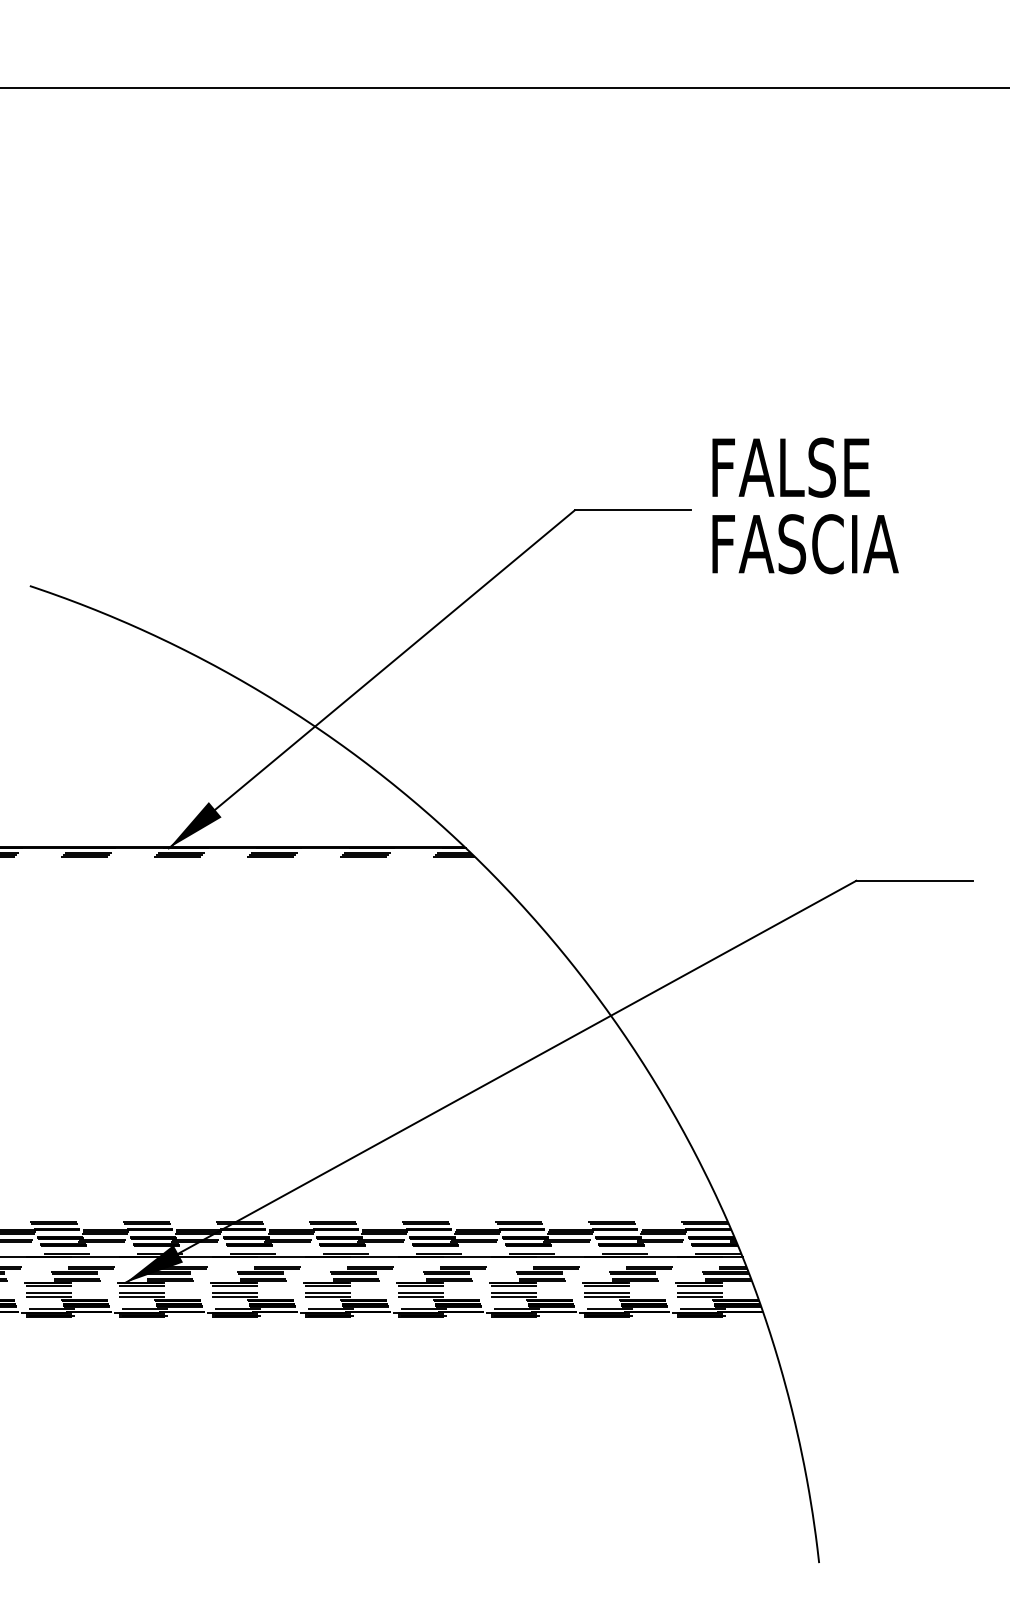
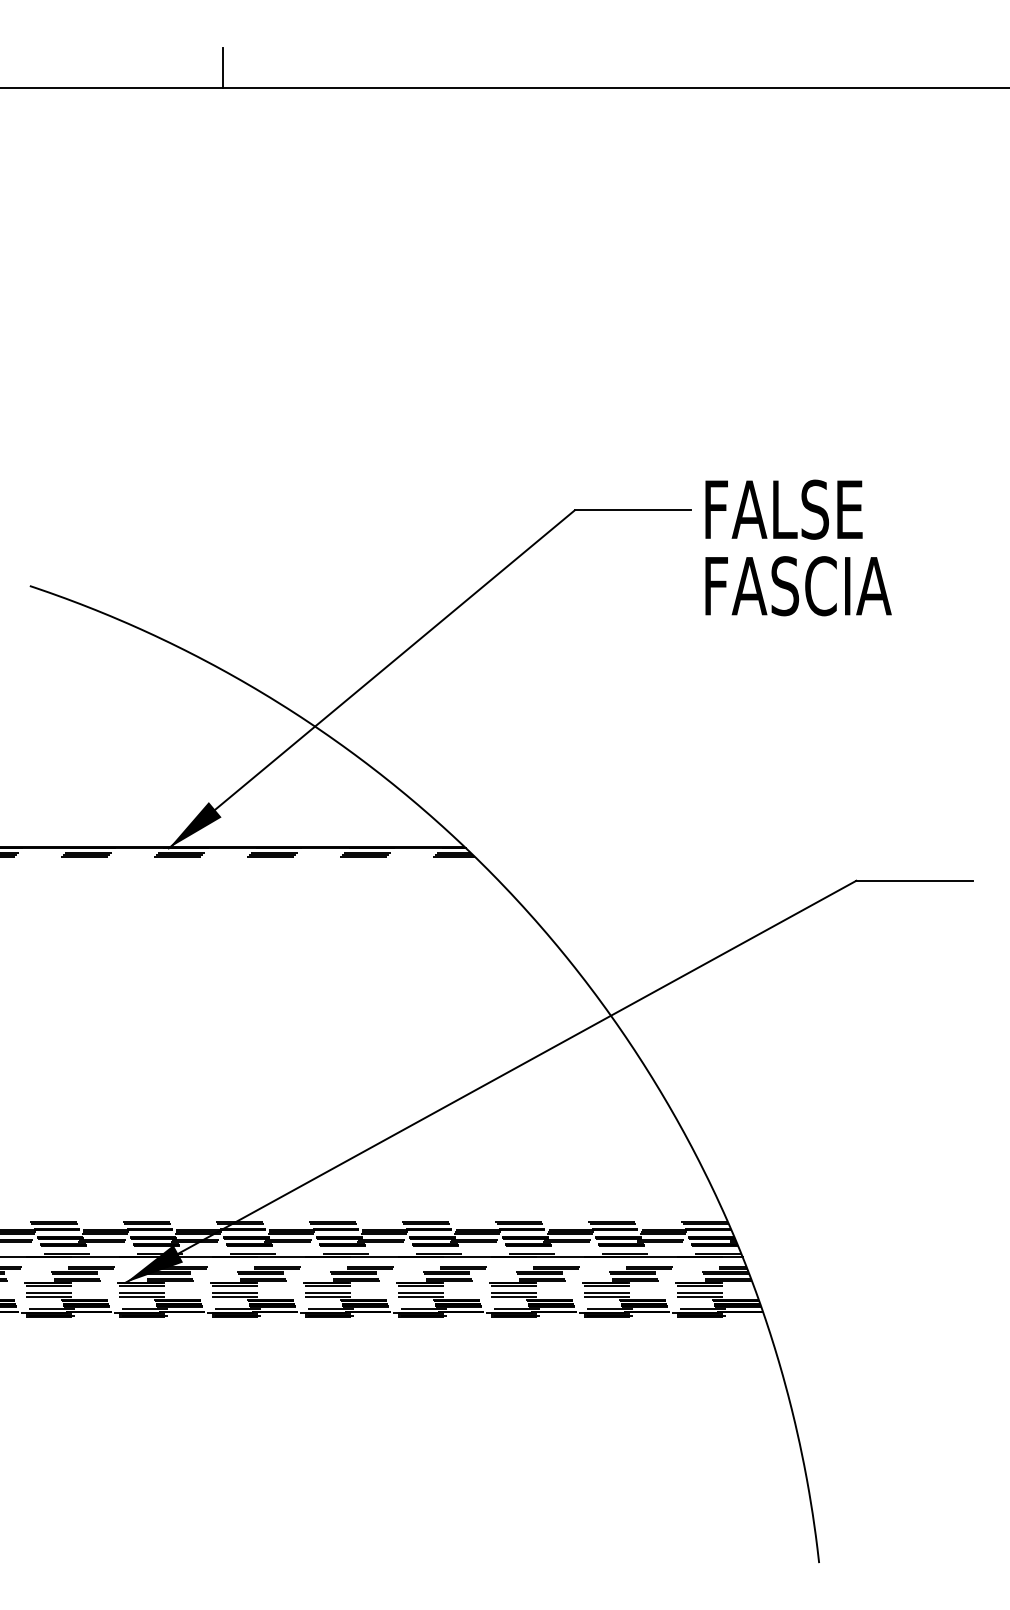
line: none -> present (222, 67)
text position: (805, 505) -> (798, 547) (798, 547)
